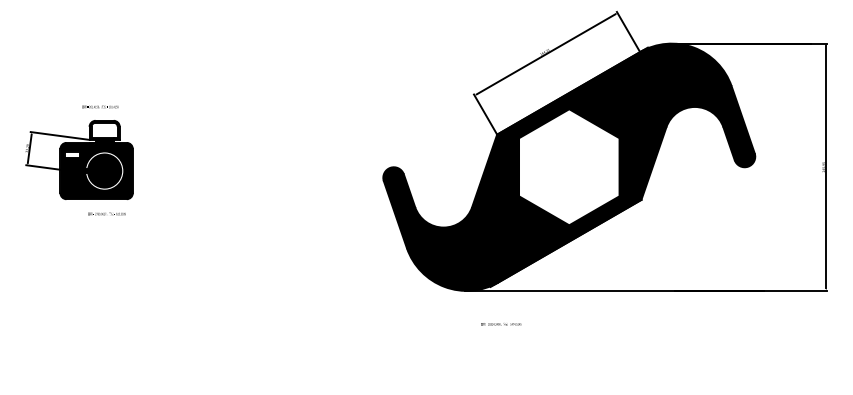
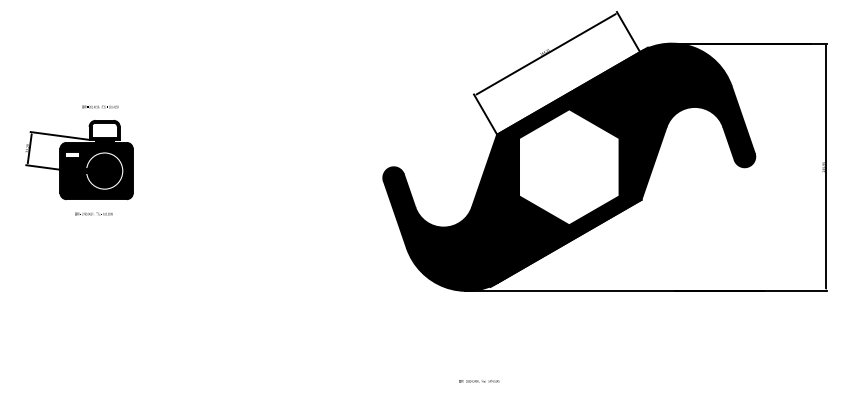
text position: (106, 213) -> (93, 213) (93, 213)
text position: (501, 324) -> (479, 381) (479, 381)
